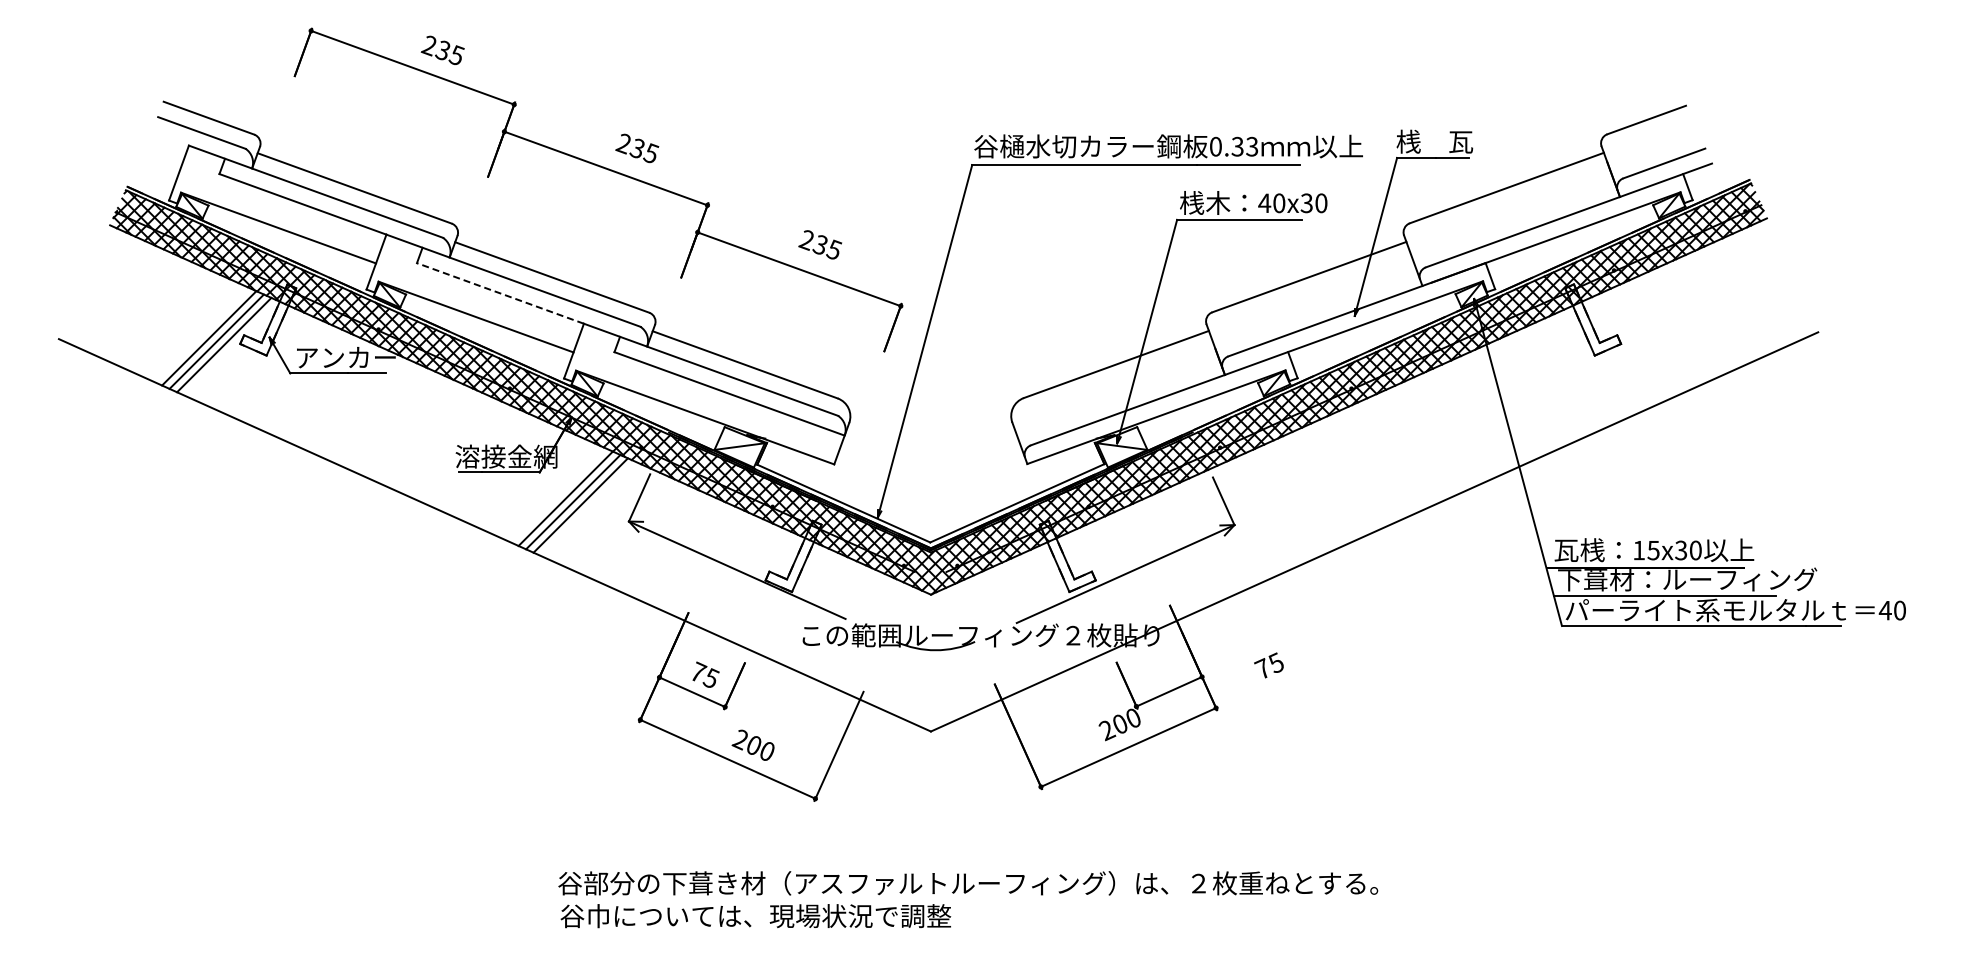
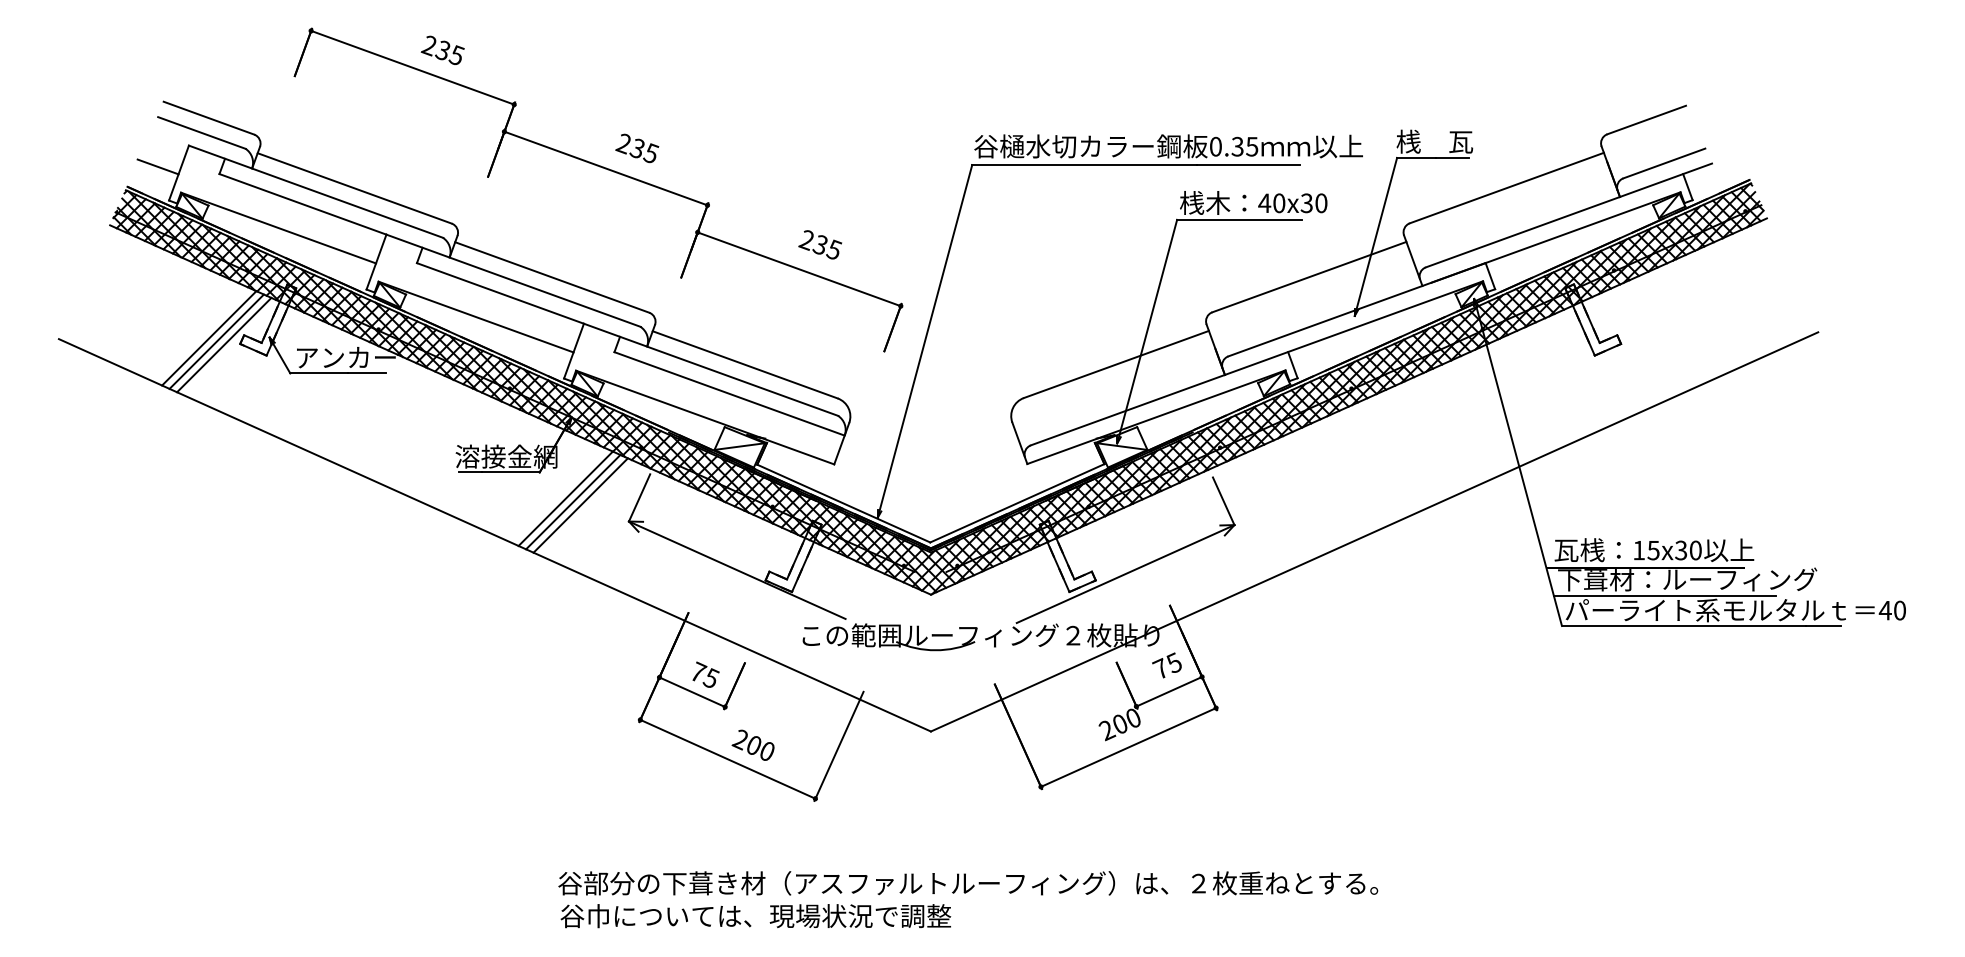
text: 0.33 -> 0.35 (1252, 146)
line: none -> present (157, 166)
line: dashed -> solid (500, 293)
text position: (1268, 665) -> (1166, 665) (1166, 665)
